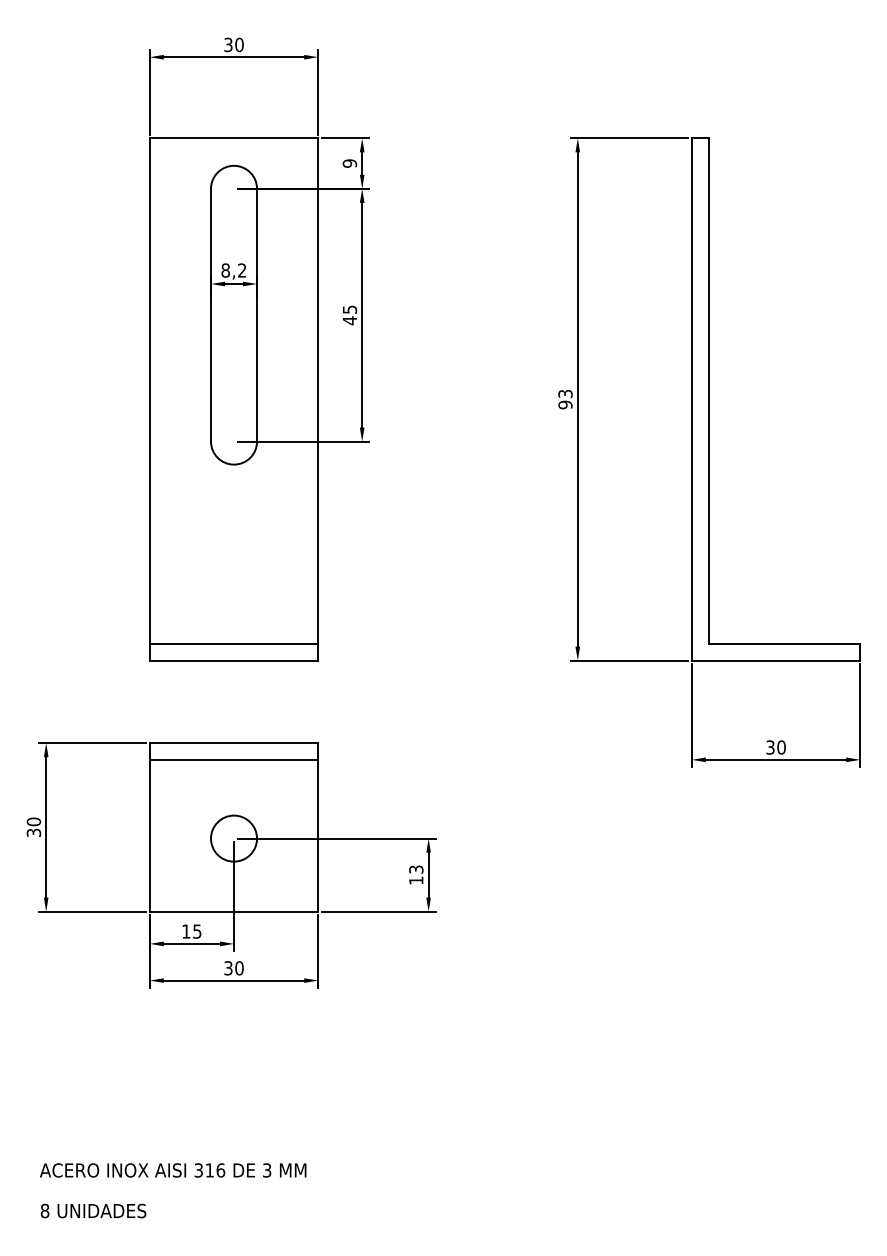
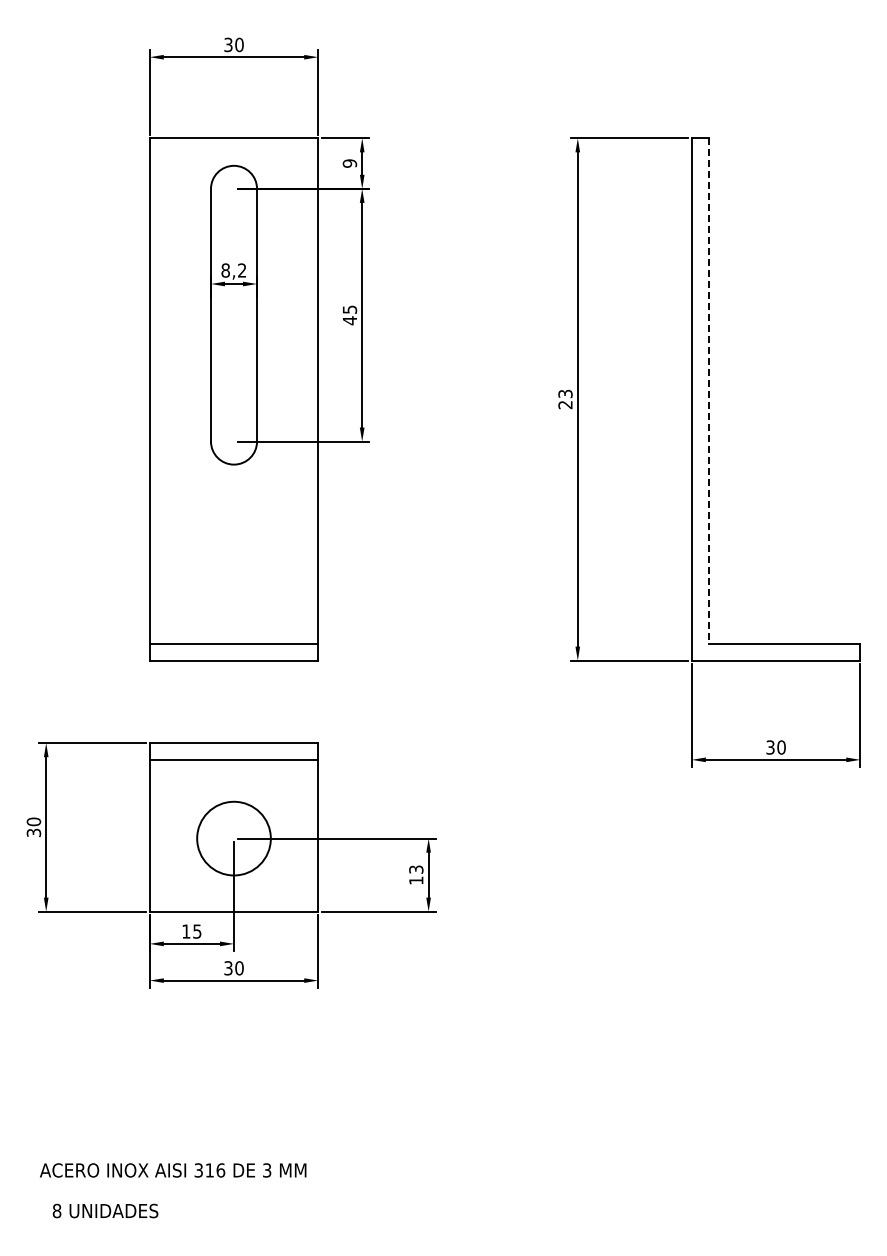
line: solid -> dashed (708, 391)
text: 93 -> 23 (565, 404)
circle diameter: 46 px -> 74 px (233, 838)
text position: (93, 1210) -> (105, 1210) (105, 1210)
